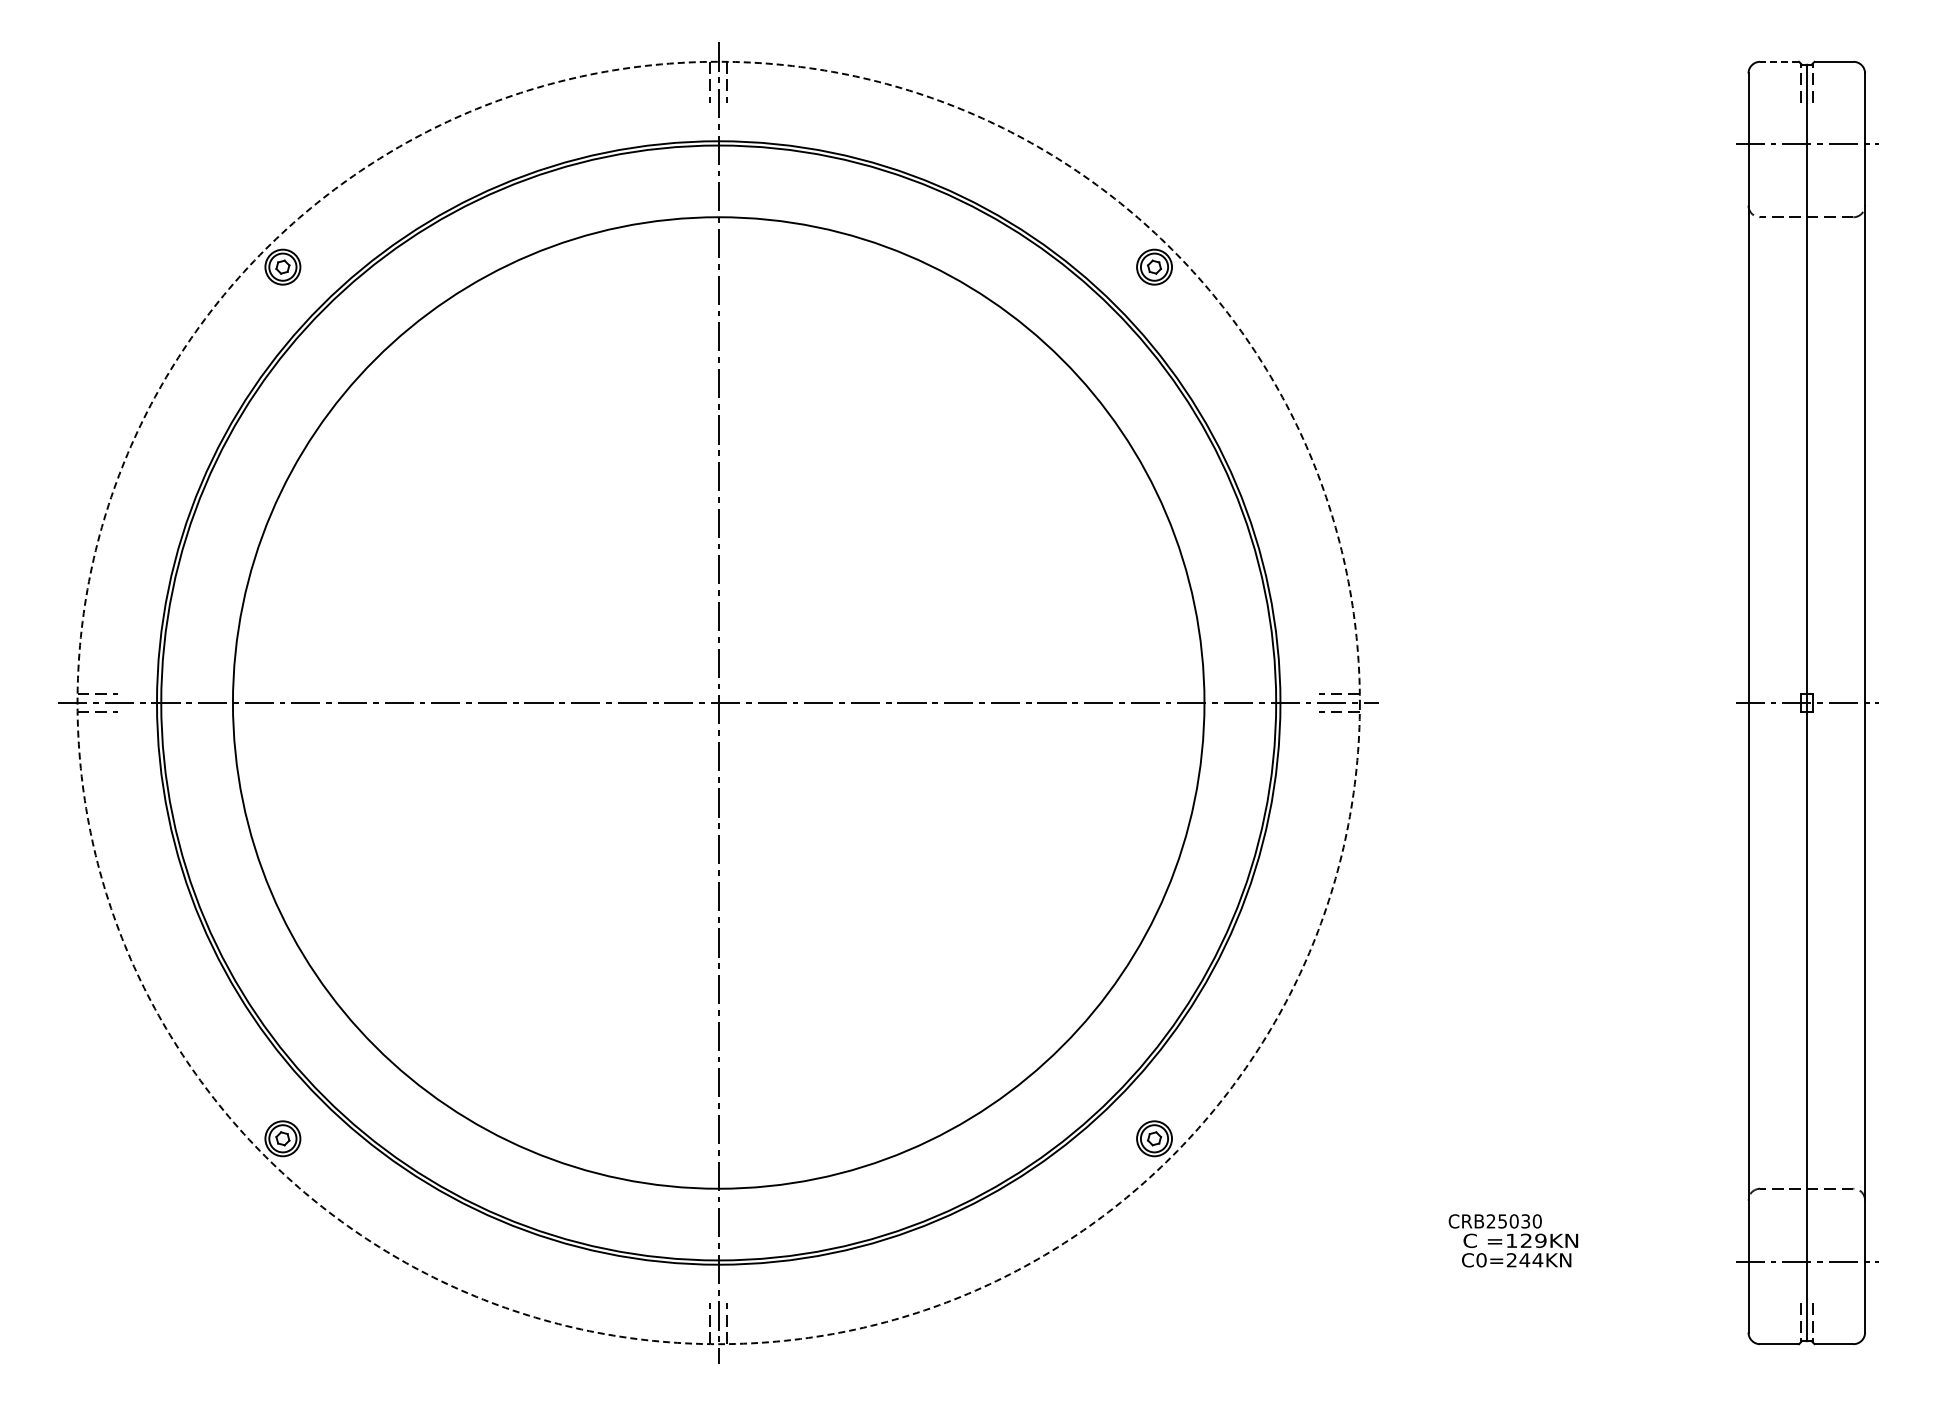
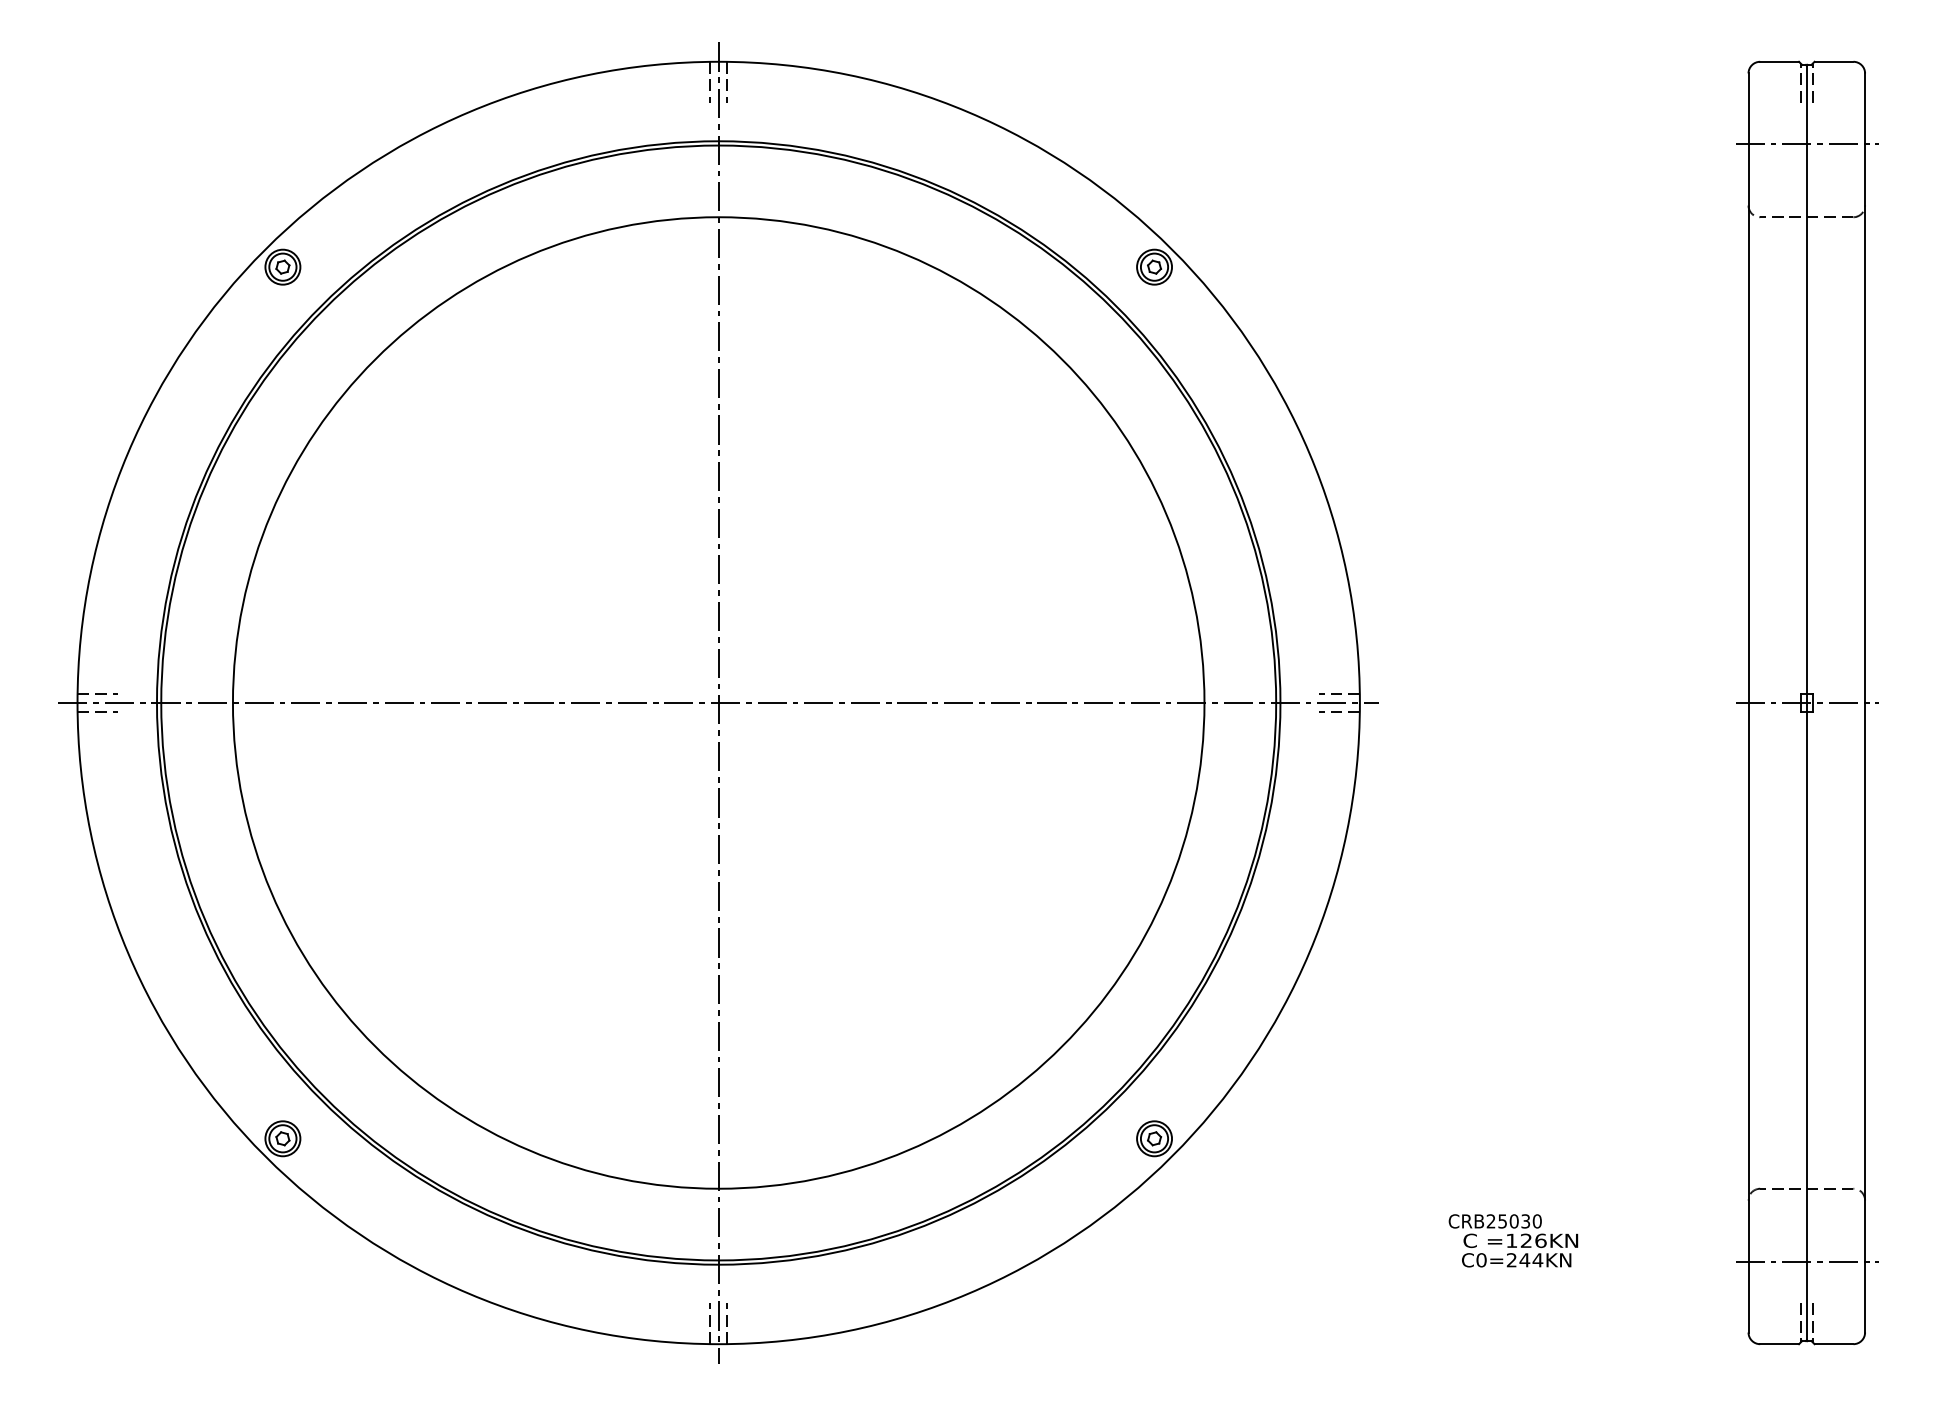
line: dashed -> solid (1779, 61)
circle: dashed -> solid (718, 702)
text: =129KN -> =126KN (1540, 1240)
